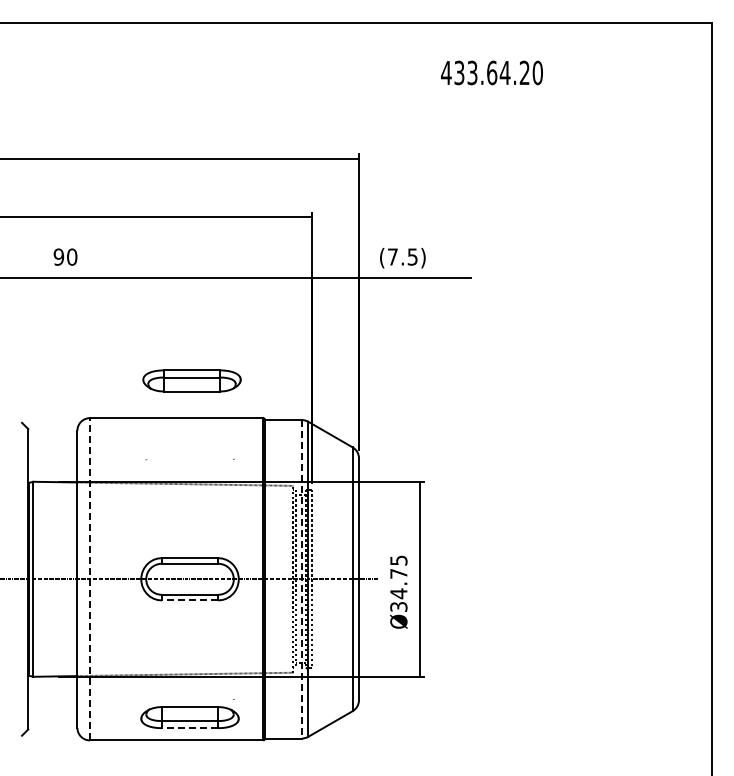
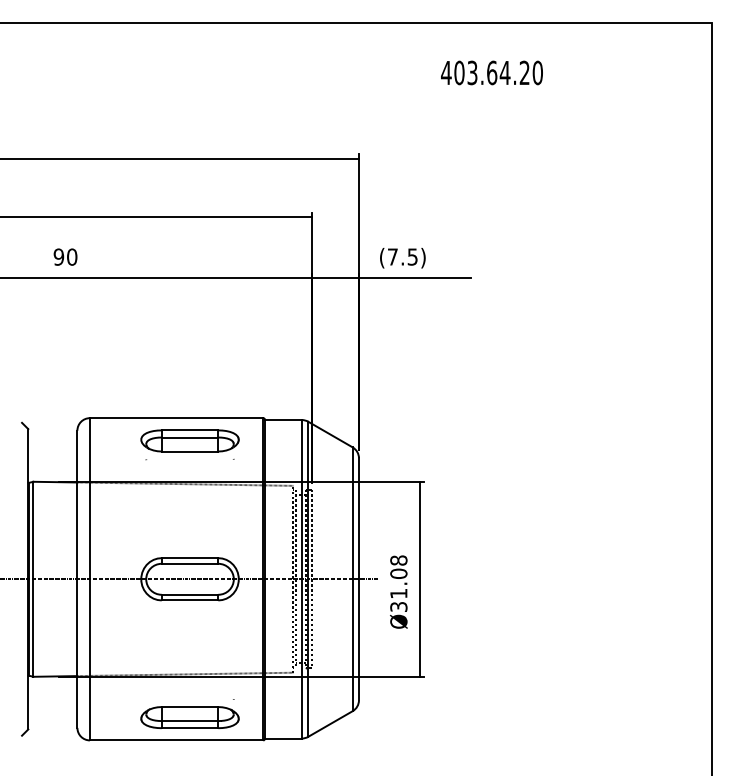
text: 433.64.20 -> 403.64.20 (459, 72)
part position: (191, 380) -> (189, 440) (189, 440)
text: Ø34.75 -> Ø31.08 (398, 577)
line: dashed -> solid (89, 578)
line: dashed -> solid (301, 579)
line: dashed -> solid (189, 600)
line: dashed -> solid (189, 728)
